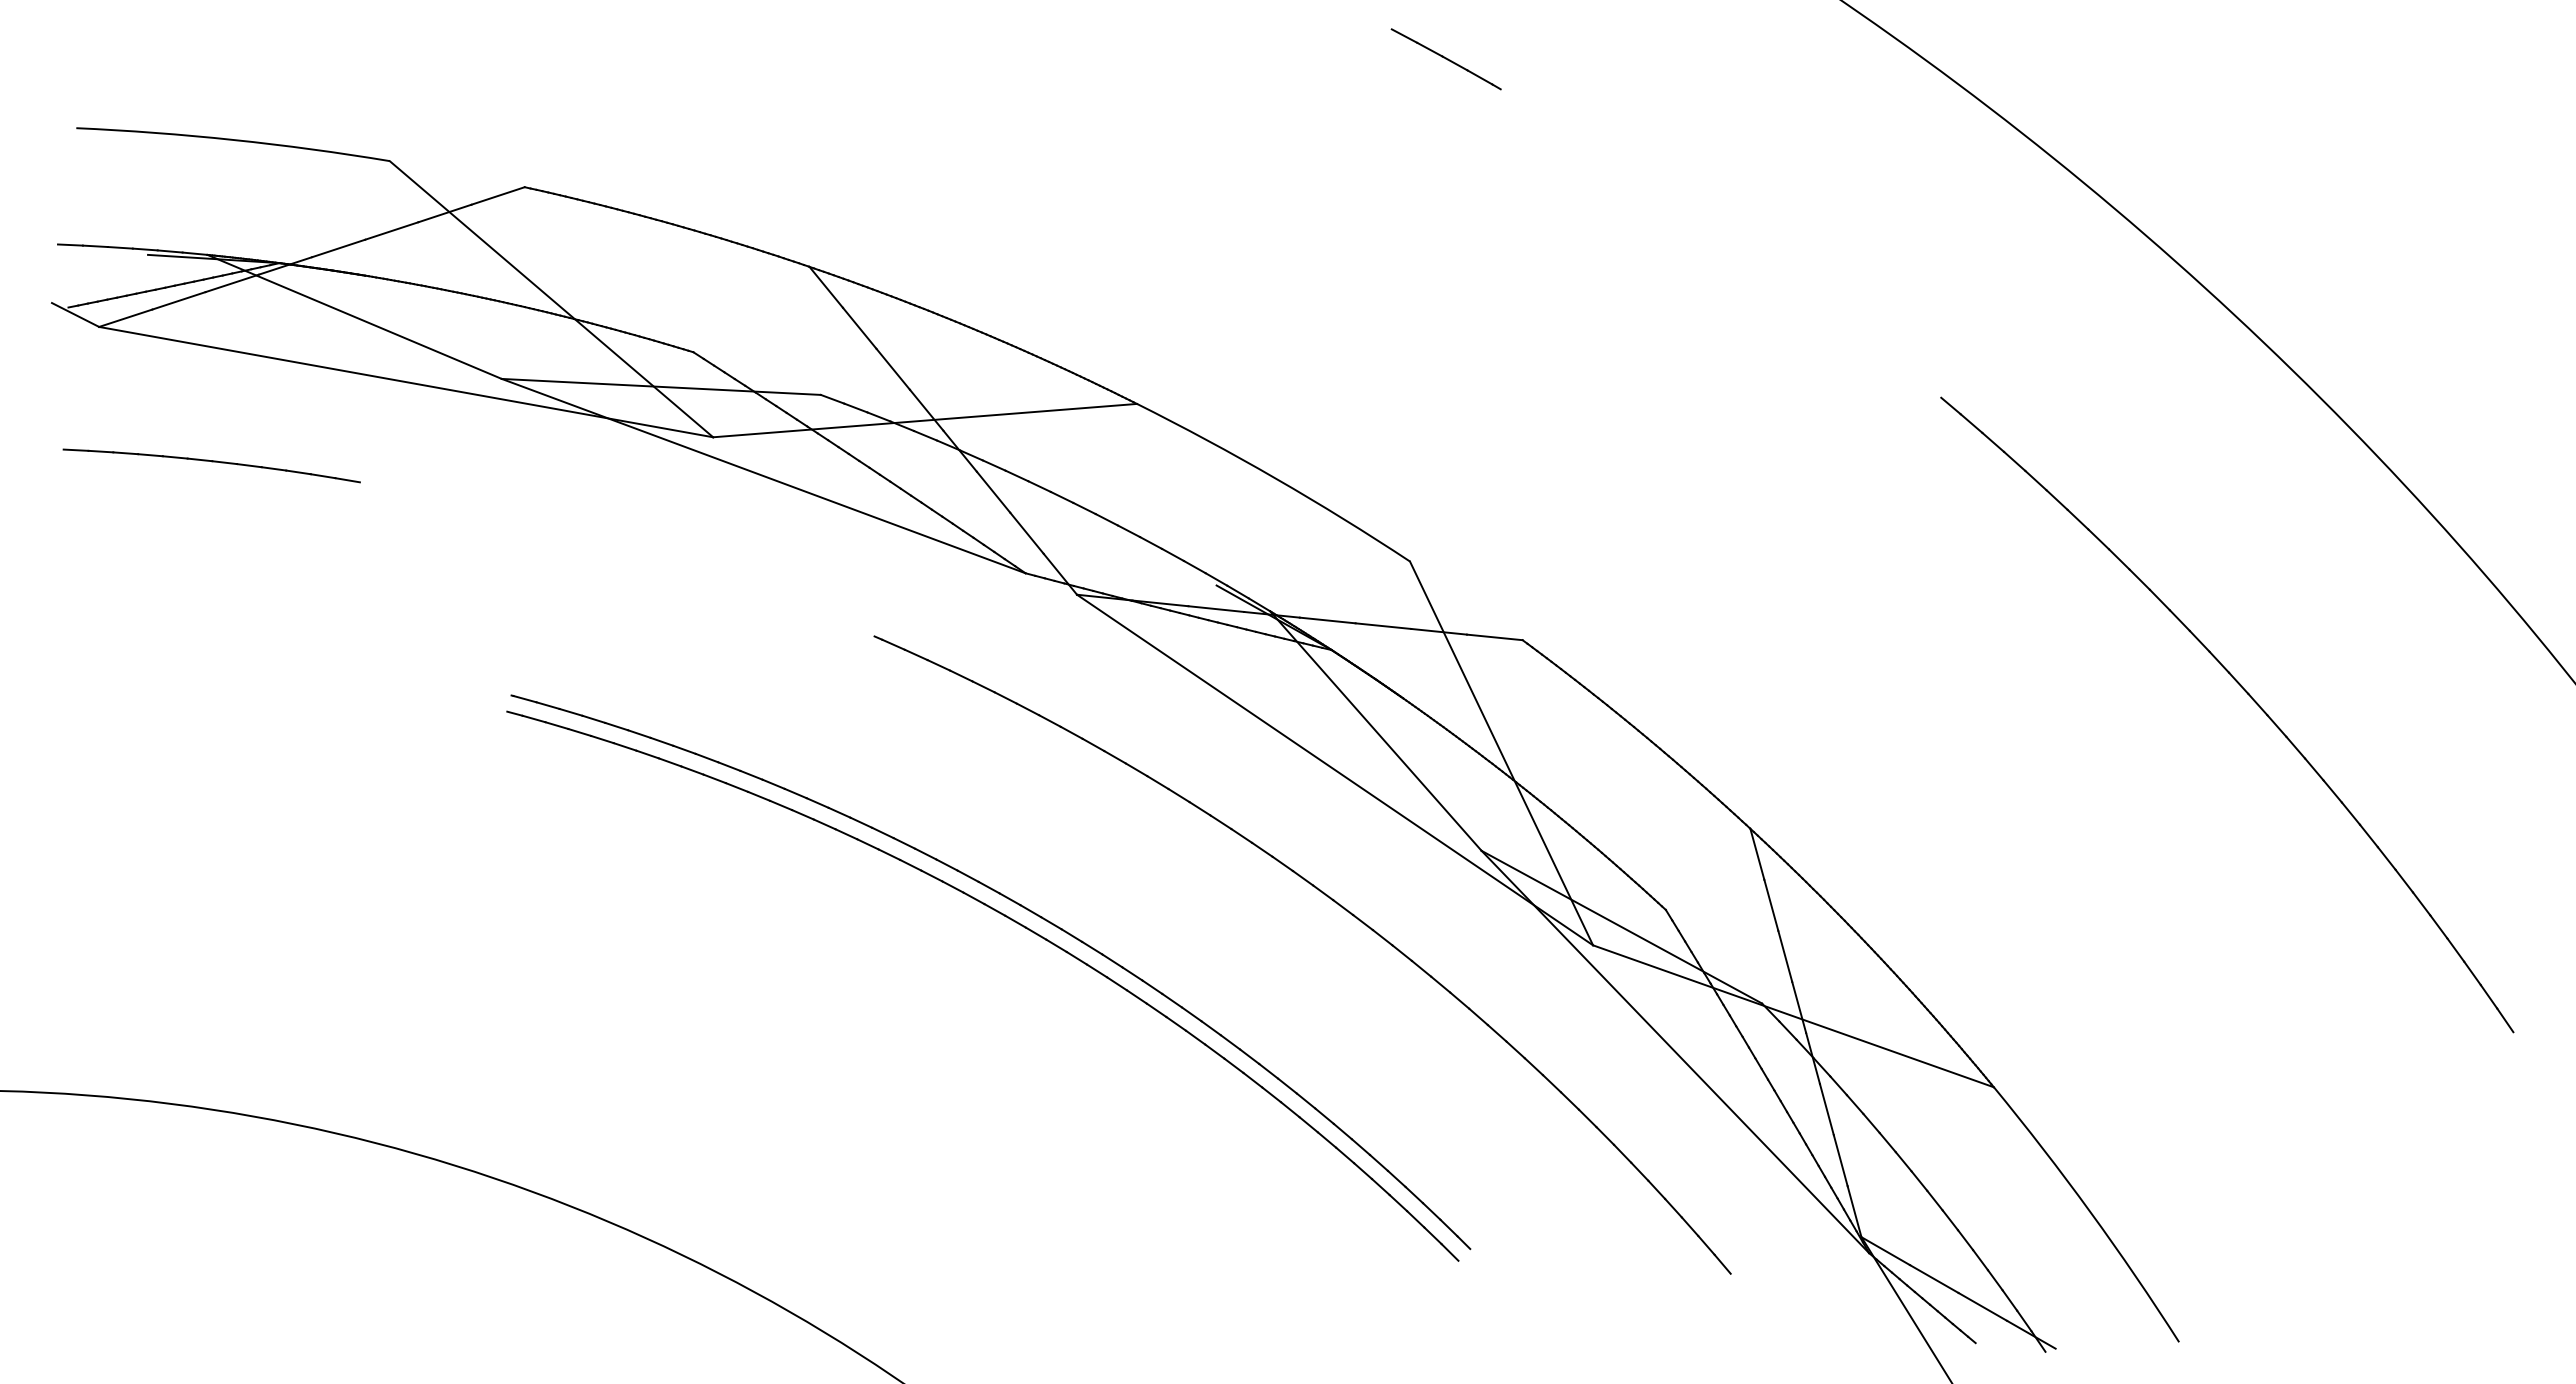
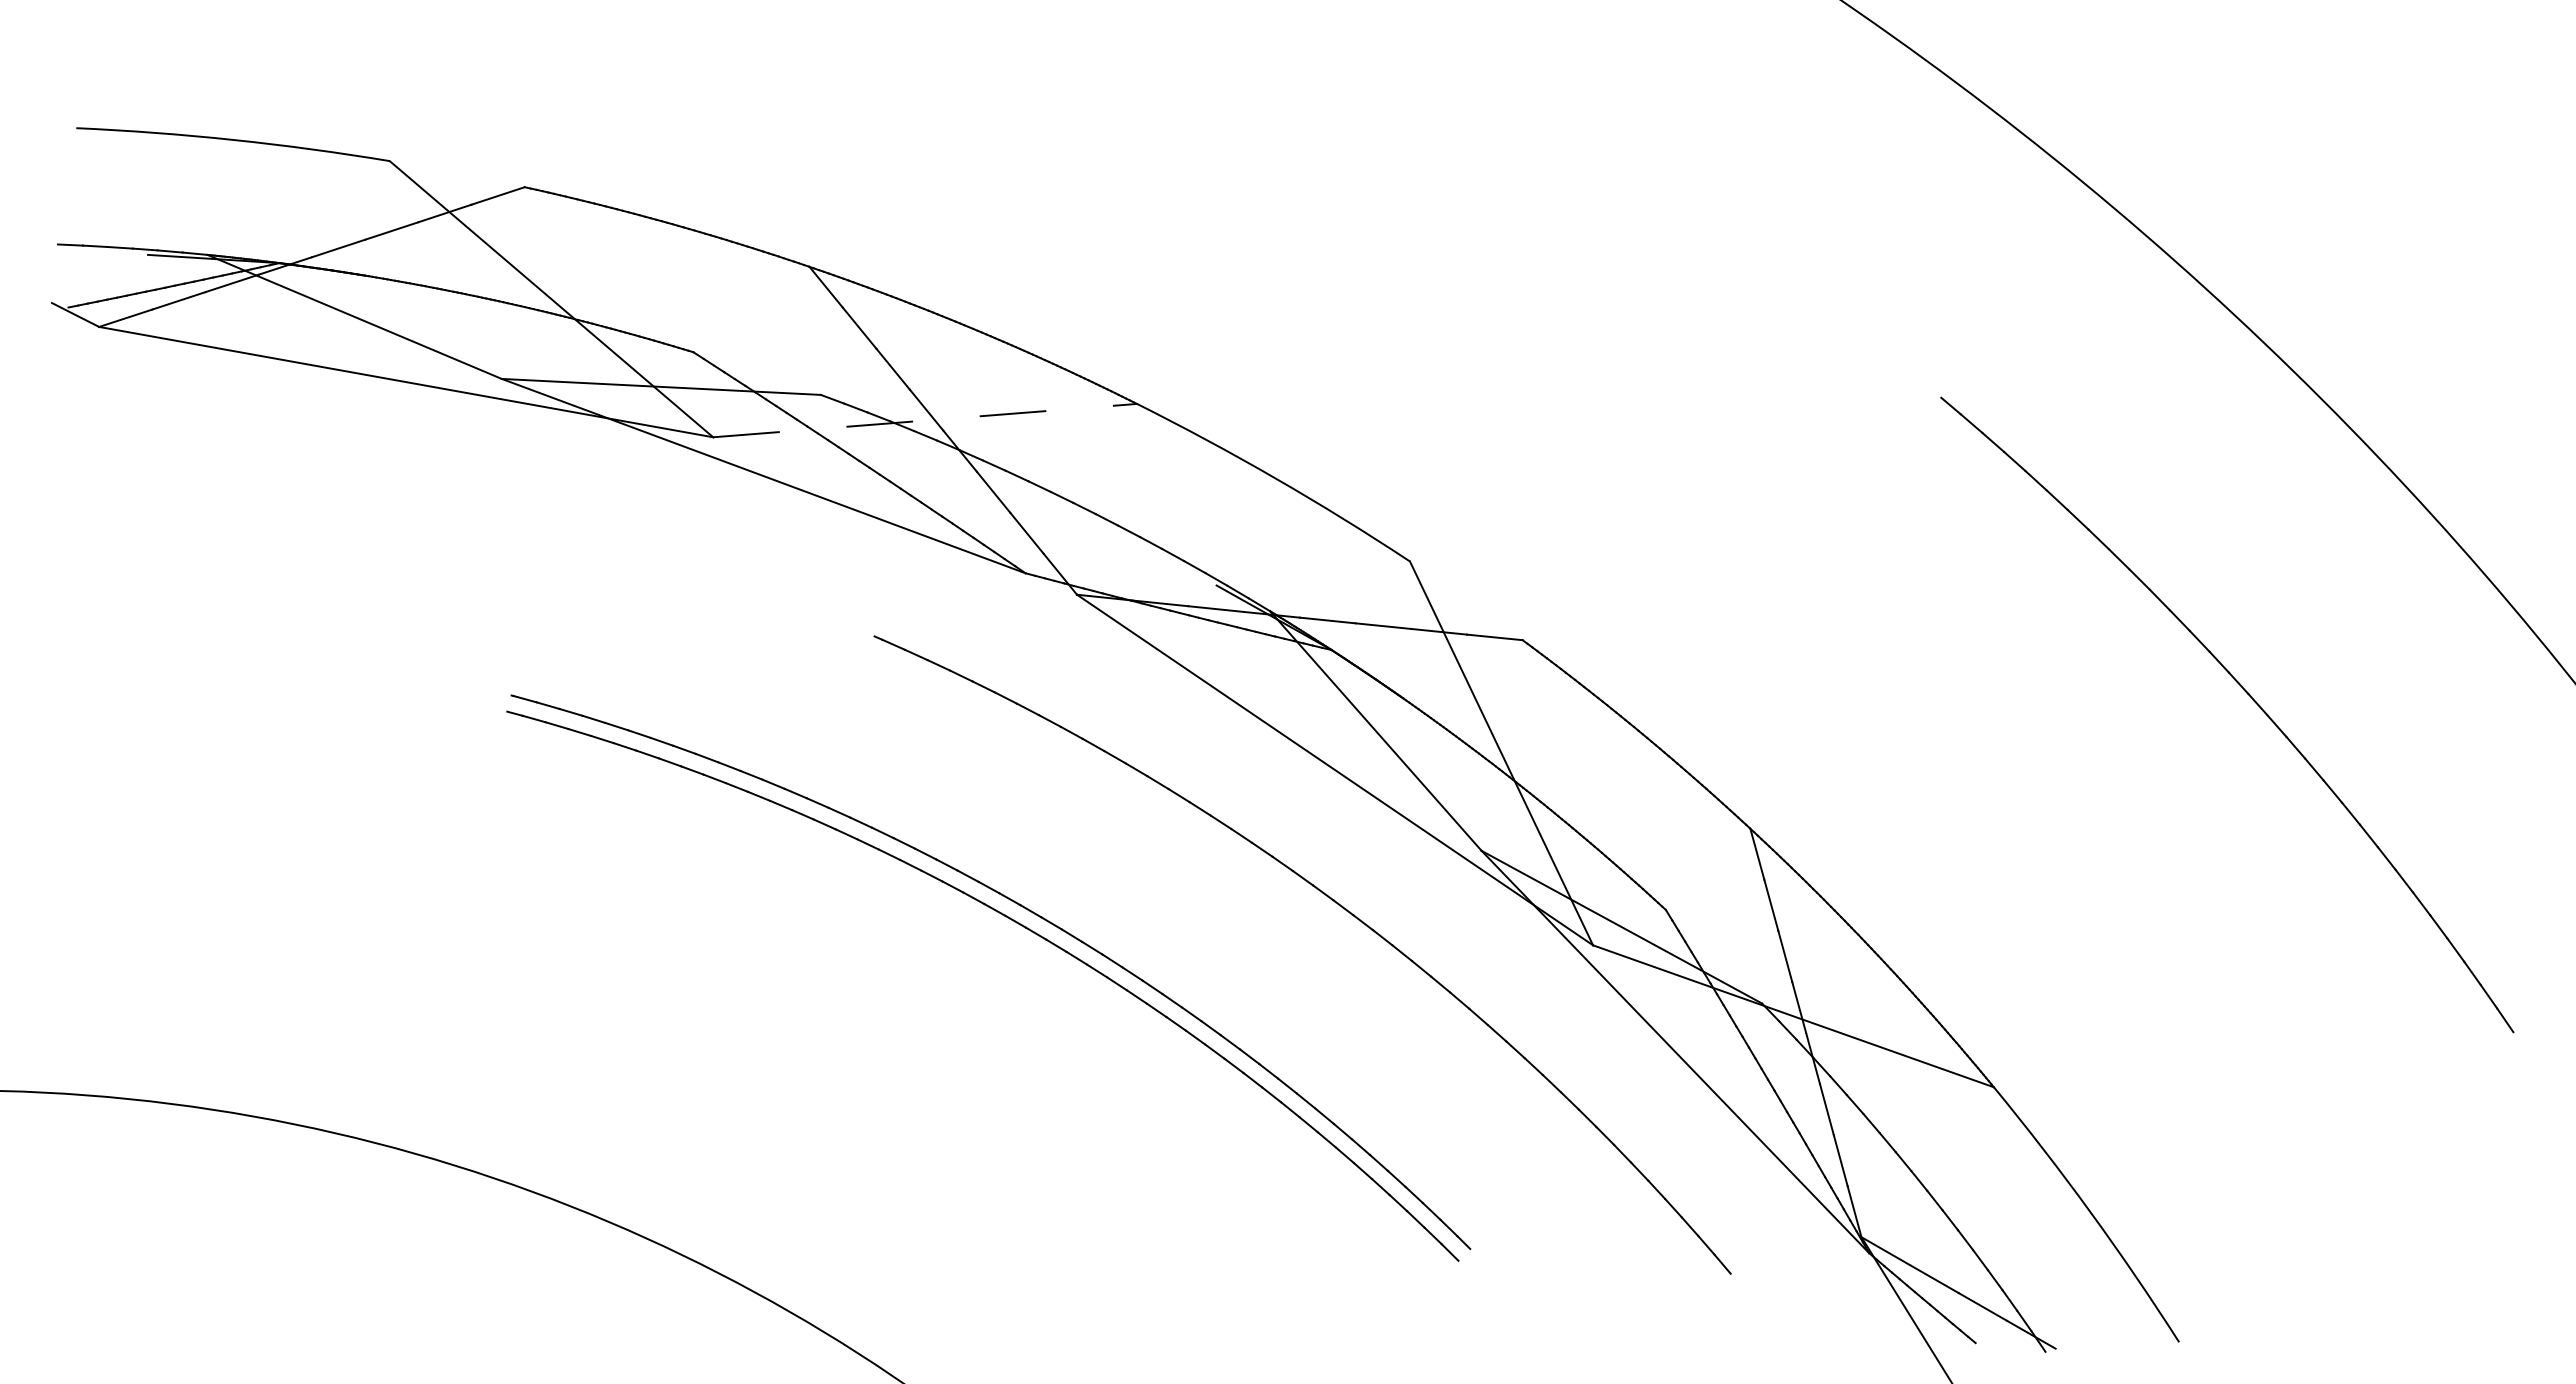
line: present -> none (1445, 59)
line: solid -> dashed (925, 420)
part: present -> none (211, 465)
